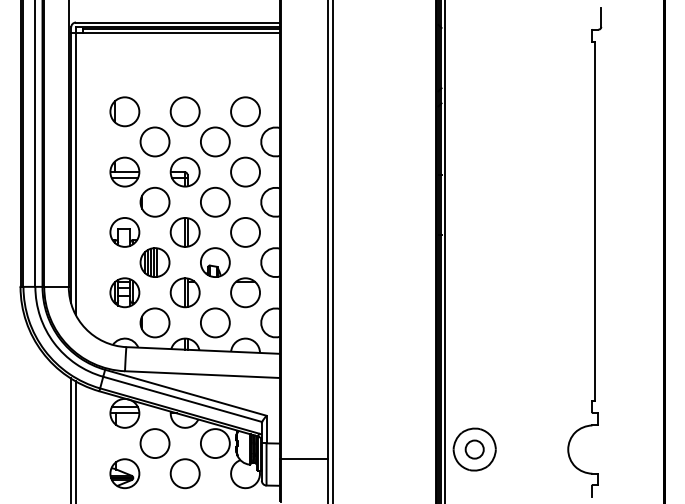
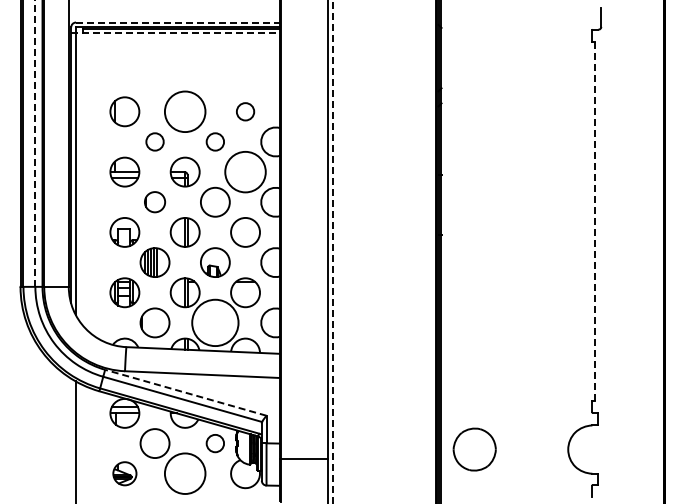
line: solid -> dashed (177, 22)
line: solid -> dashed (176, 33)
circle diameter: 29 px -> 41 px (184, 111)
circle diameter: 29 px -> 17 px (245, 111)
circle diameter: 29 px -> 17 px (154, 141)
circle diameter: 29 px -> 17 px (215, 141)
line: solid -> dashed (35, 143)
circle diameter: 29 px -> 41 px (245, 171)
part size: 32x32 px -> 23x23 px (155, 202)
line: solid -> dashed (595, 221)
line: solid -> dashed (332, 251)
line: present -> none (444, 251)
circle diameter: 29 px -> 46 px (215, 322)
line: solid -> dashed (185, 392)
line: present -> none (71, 439)
circle diameter: 29 px -> 17 px (215, 443)
circle: present -> none (474, 449)
part size: 32x32 px -> 26x26 px (124, 473)
circle diameter: 29 px -> 41 px (184, 473)
